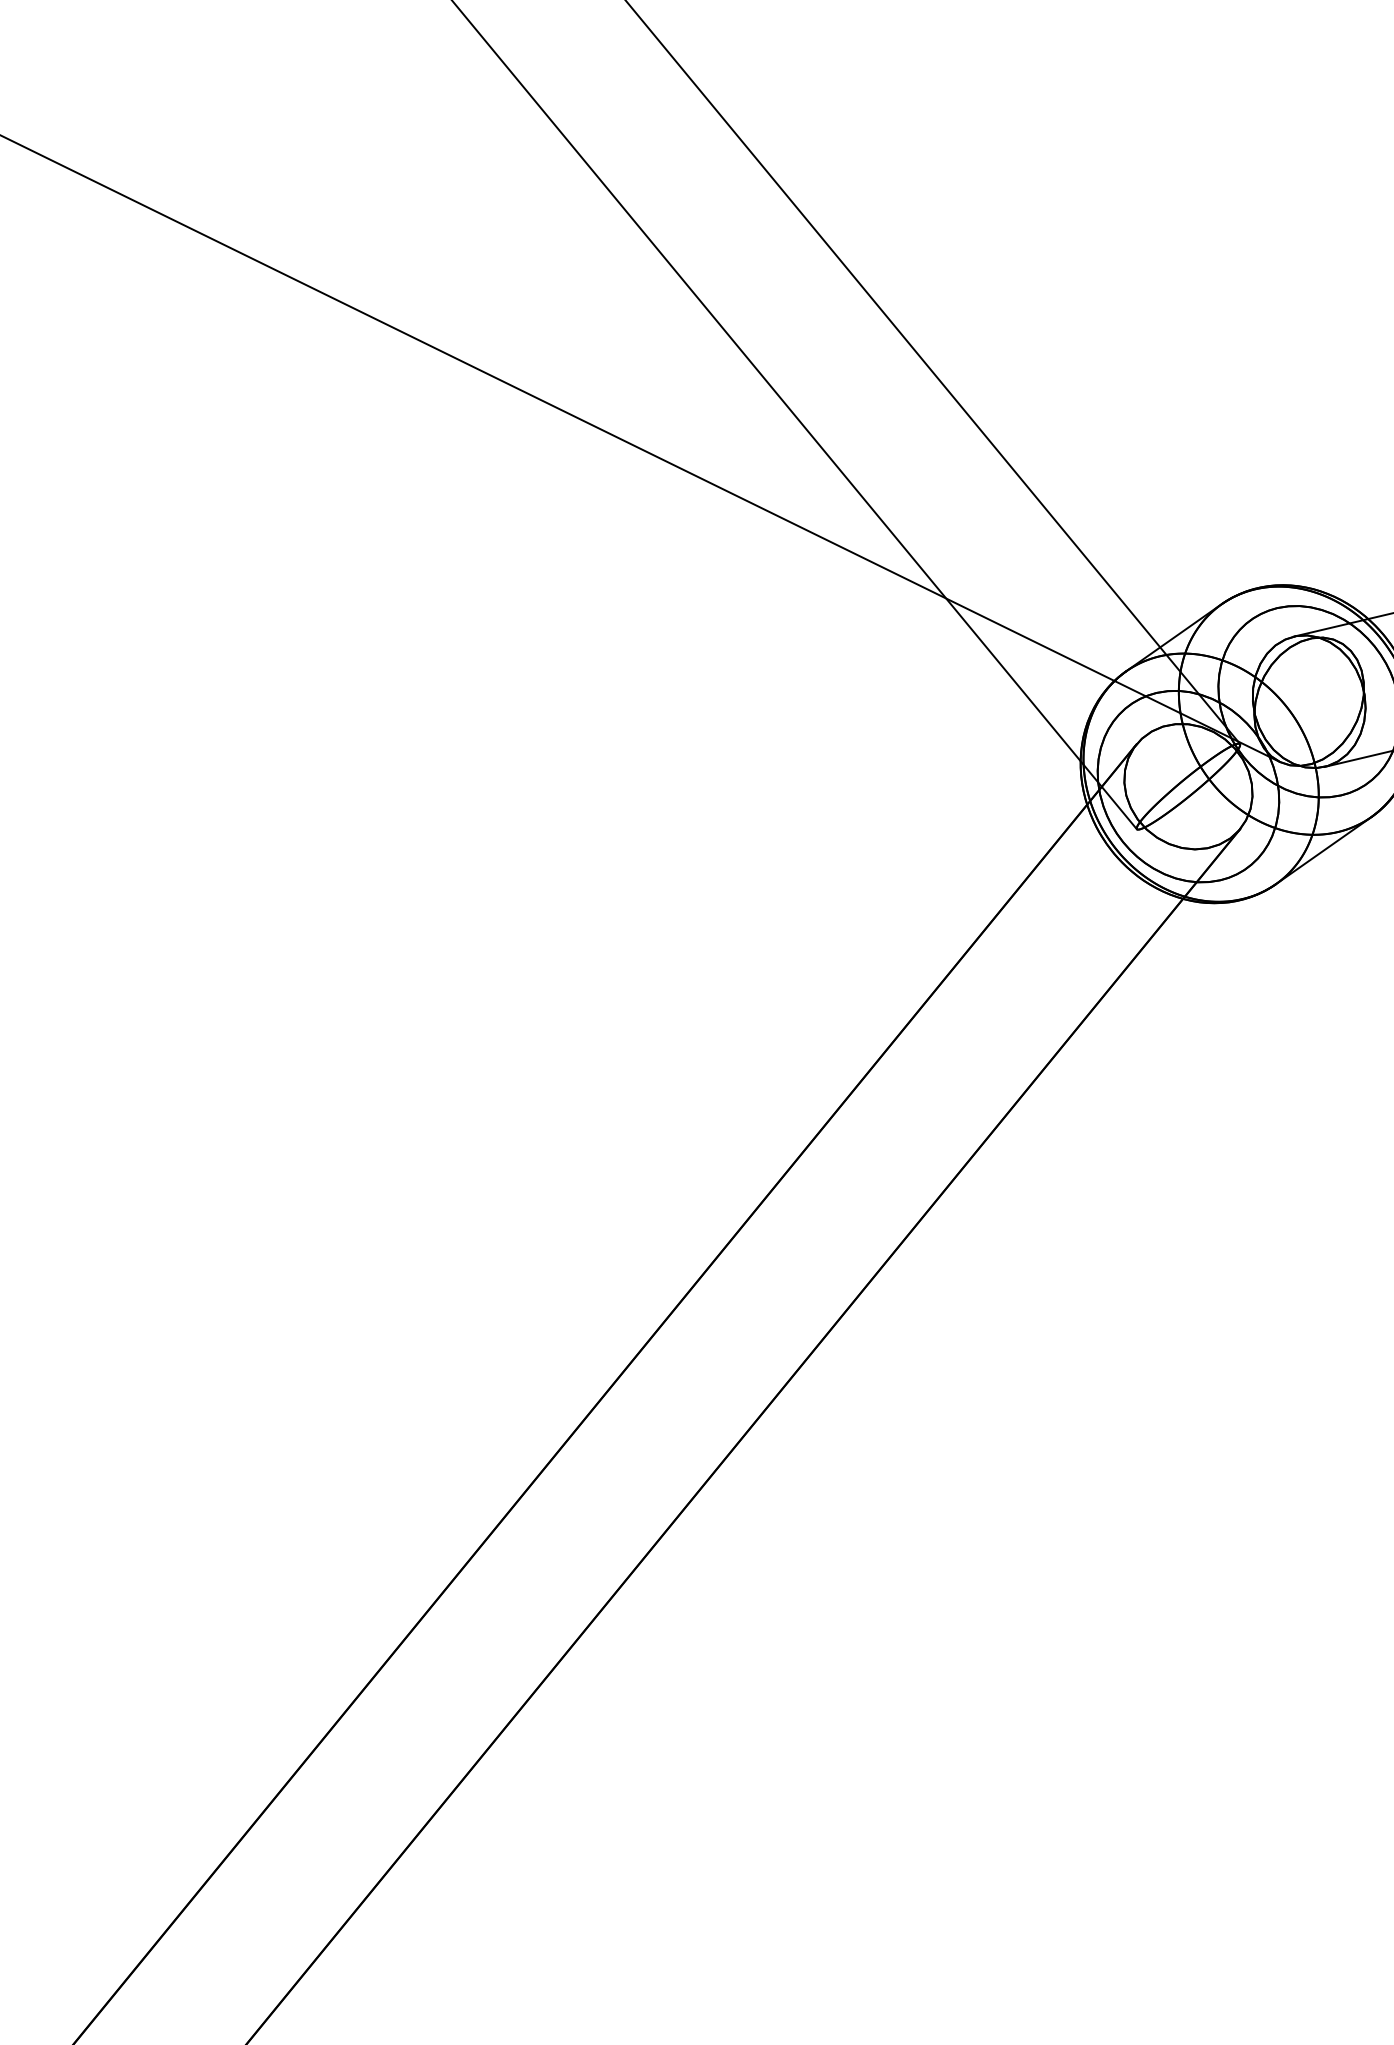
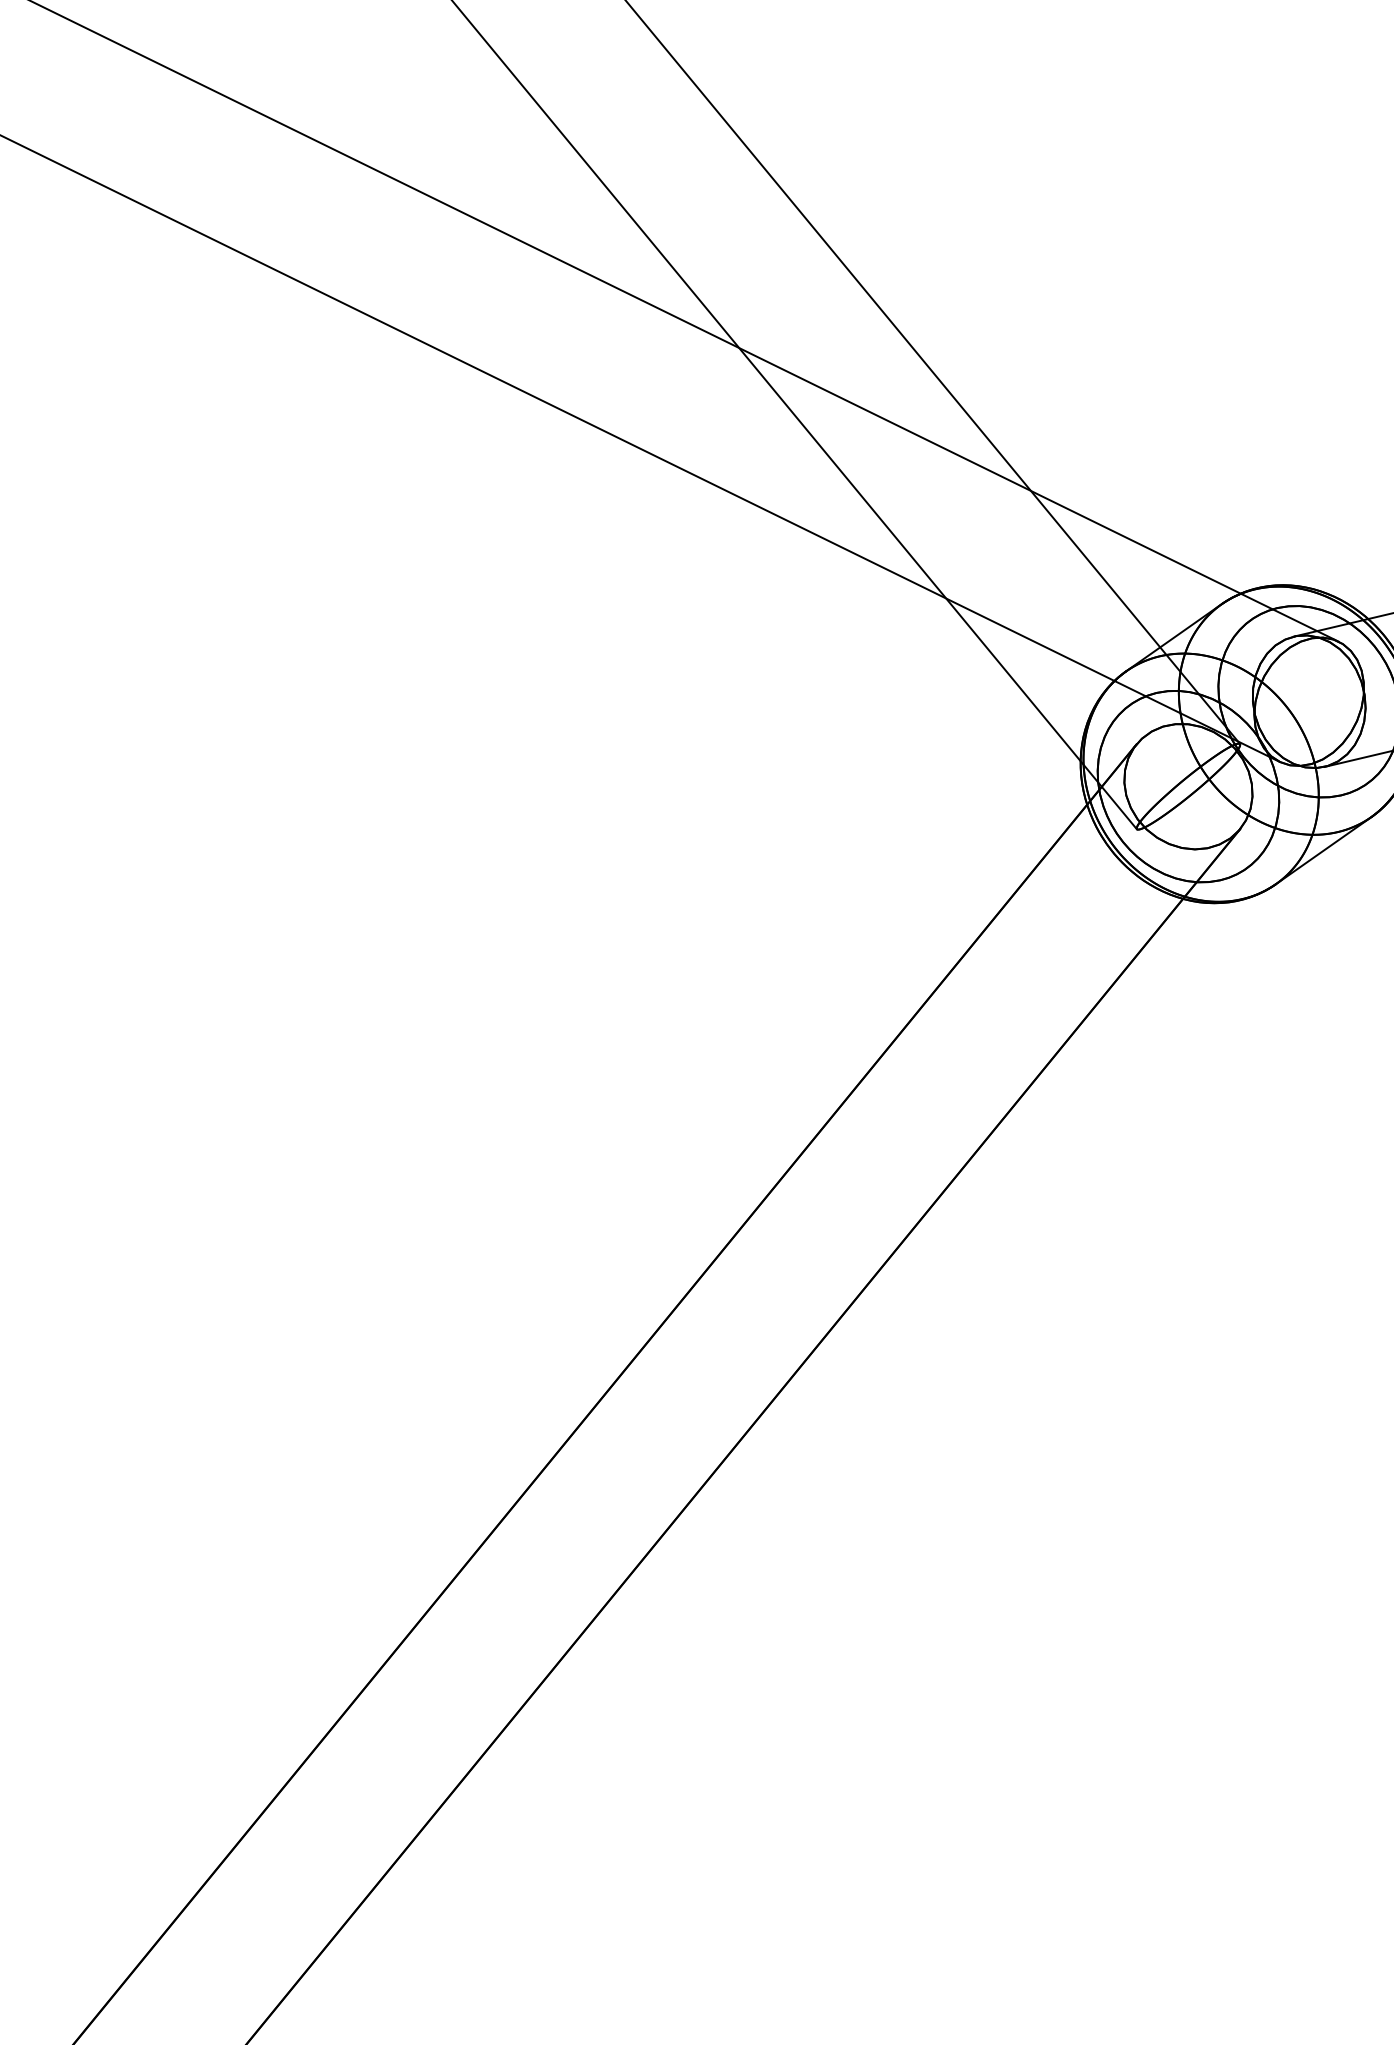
line: none -> present (685, 321)
